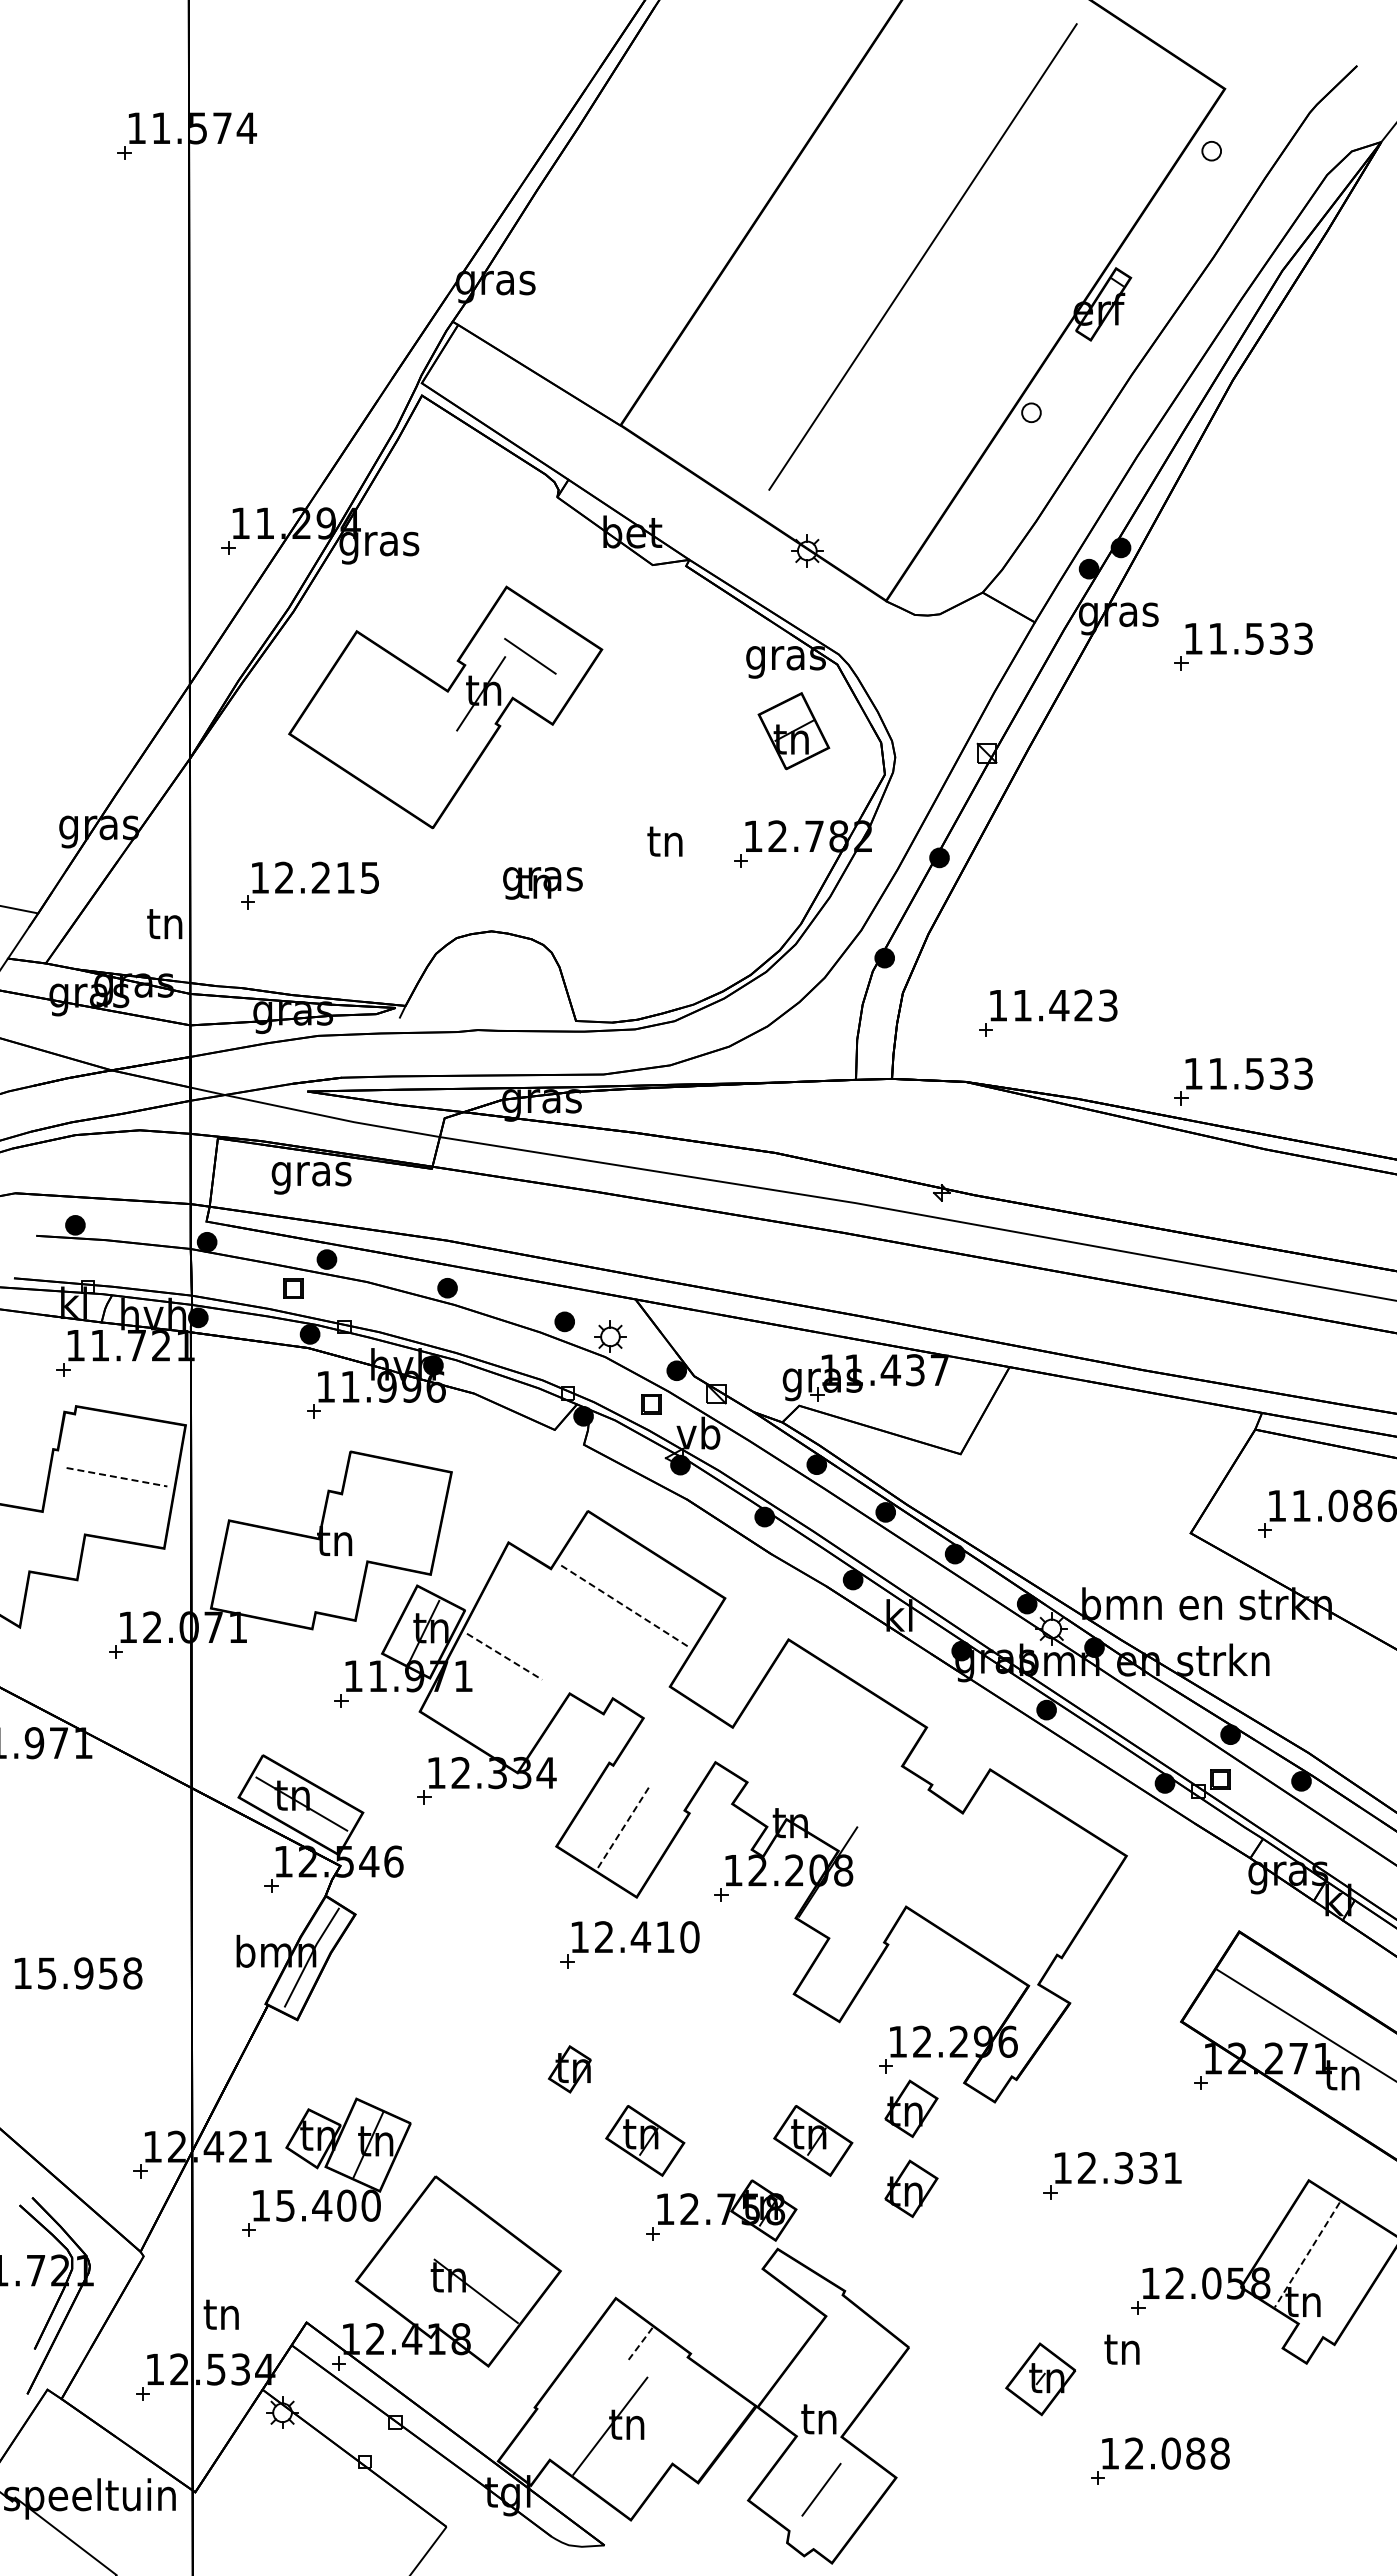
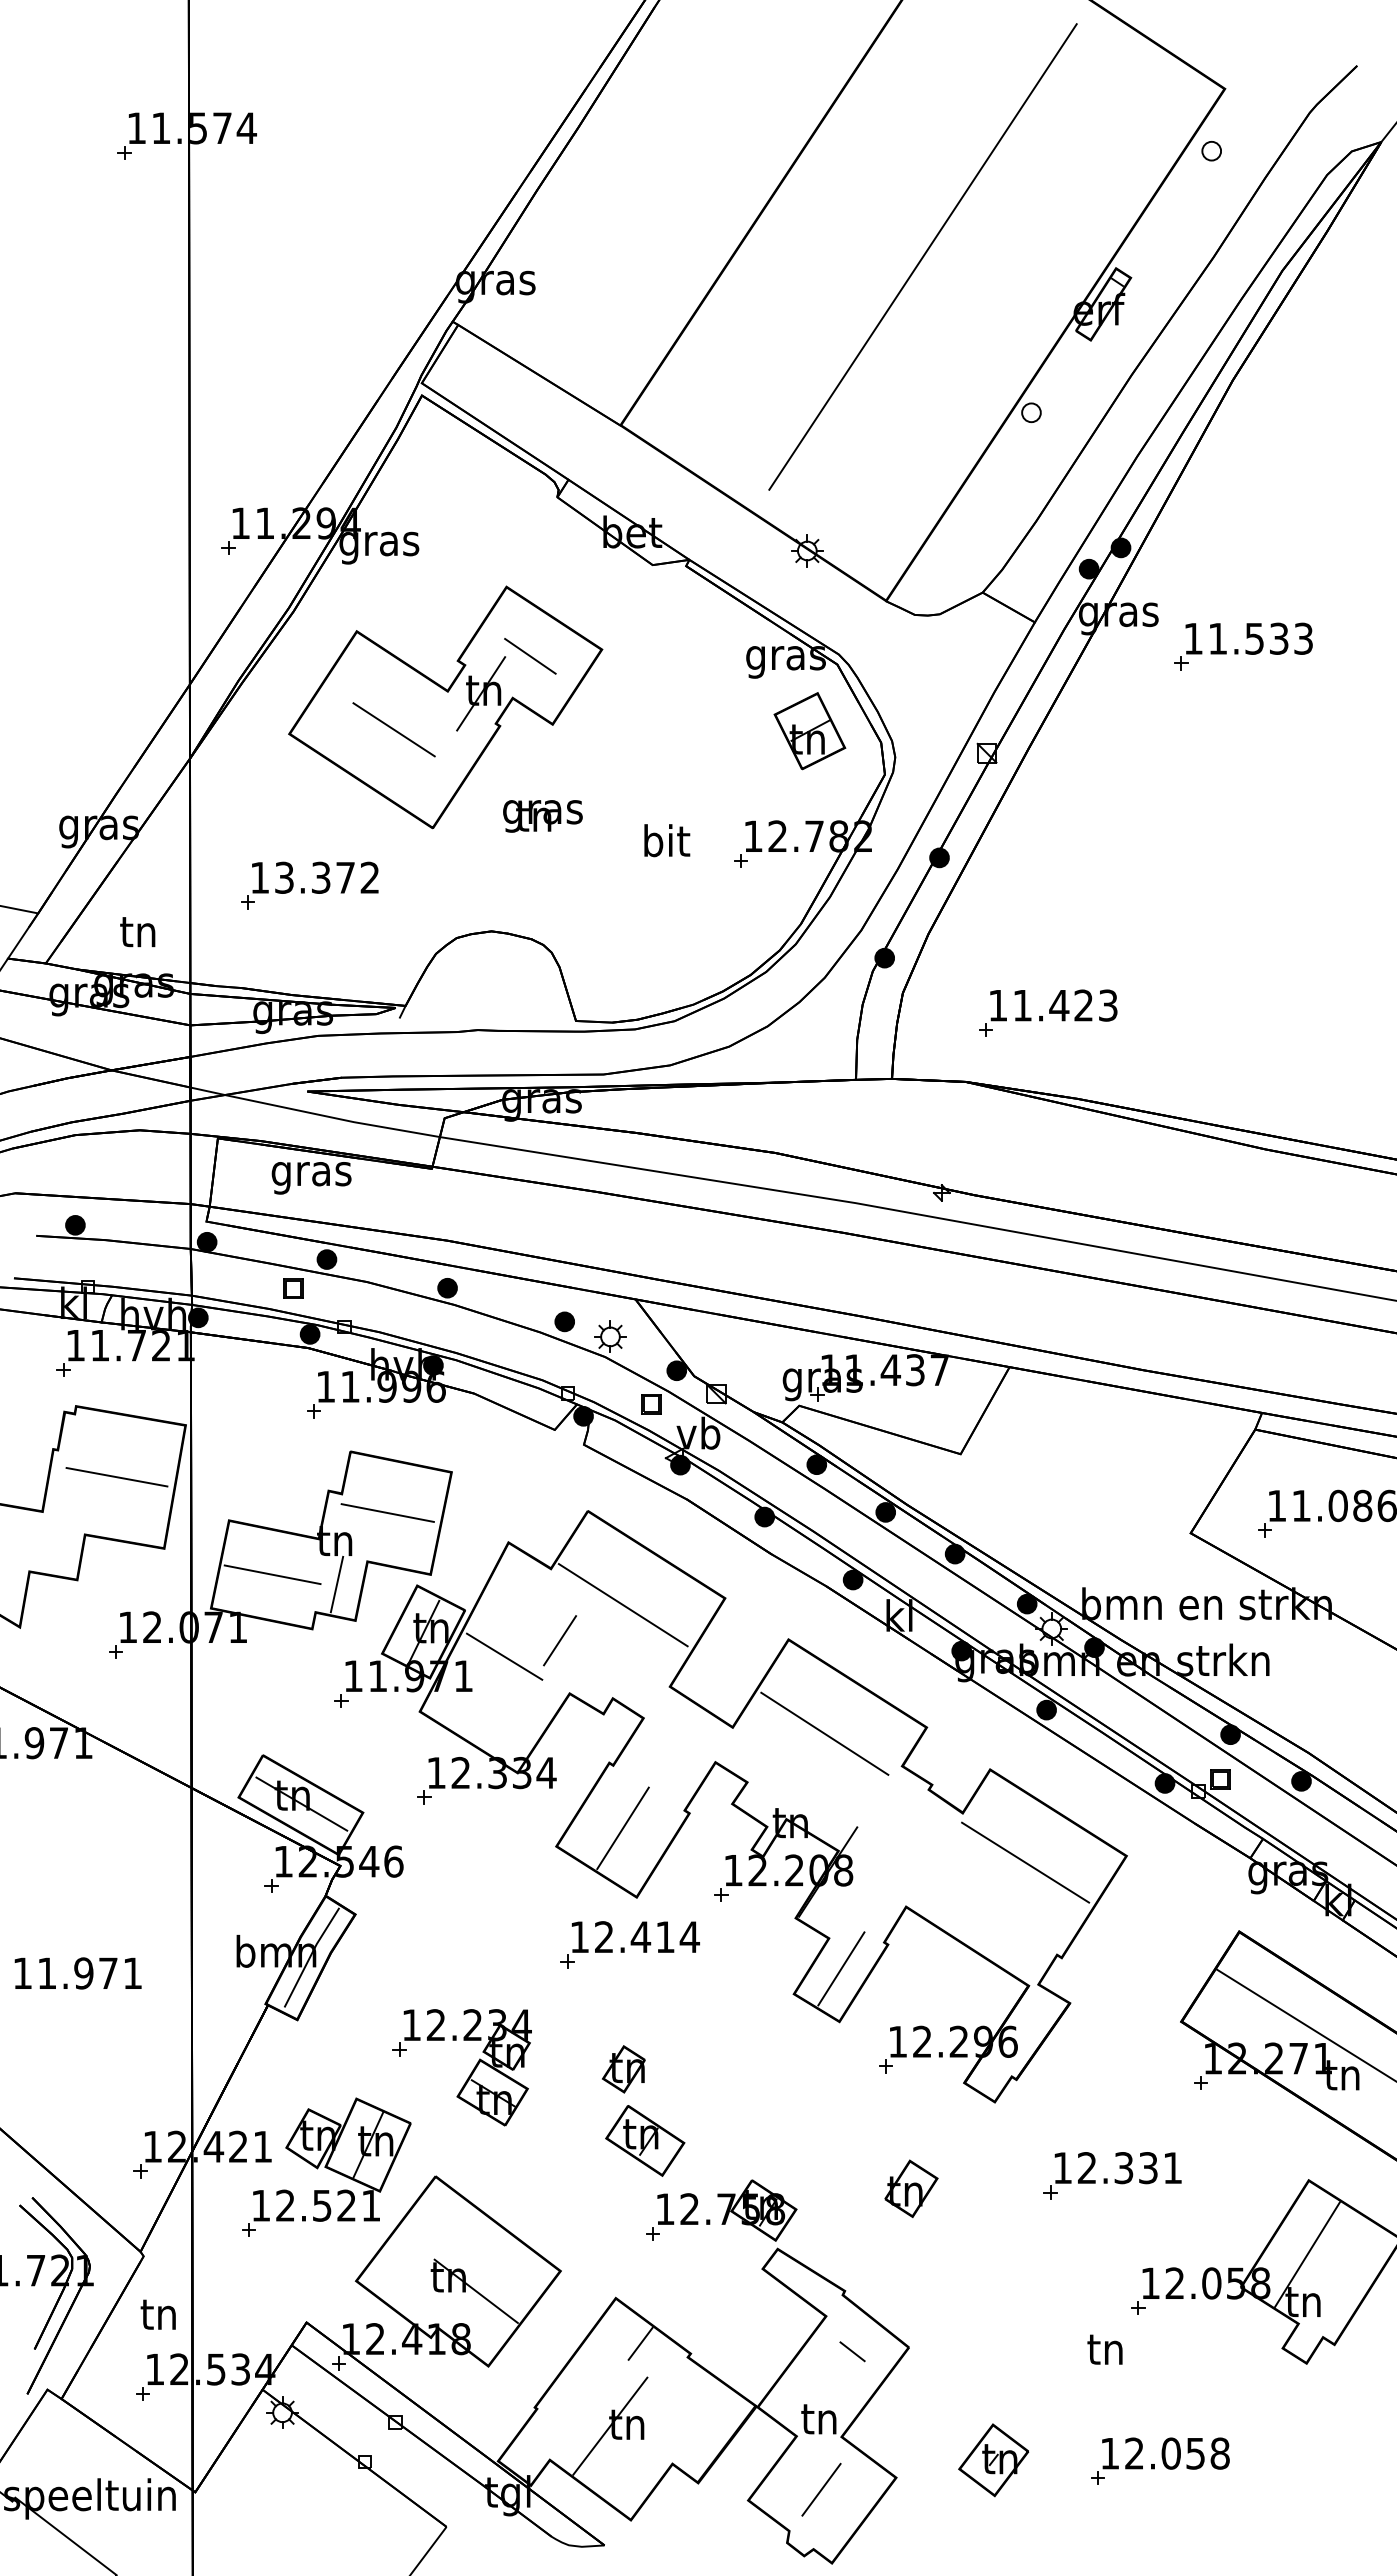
line: none -> present (393, 729)
part position: (793, 731) -> (809, 731) (809, 731)
text: tn -> bit (667, 840)
text: 12.215 -> 13.372 (326, 877)
text position: (542, 883) -> (542, 816) (542, 816)
text position: (164, 924) -> (137, 932) (137, 932)
part: present -> none (1243, 1081)
line: dashed -> solid (117, 1477)
line: none -> present (387, 1512)
line: none -> present (272, 1574)
line: none -> present (336, 1584)
line: dashed -> solid (622, 1604)
line: none -> present (560, 1640)
line: dashed -> solid (505, 1657)
line: none -> present (824, 1733)
line: dashed -> solid (622, 1828)
line: none -> present (1025, 1862)
text: 12.410 -> 12.414 (689, 1937)
line: none -> present (841, 1968)
text: 15.958 -> 11.971 (90, 1973)
part position: (569, 2069) -> (623, 2069) (623, 2069)
part: none -> present (471, 2071)
part: present -> none (911, 2108)
part: present -> none (813, 2140)
text: 15.400 -> 12.521 (328, 2205)
line: dashed -> solid (1307, 2254)
text position: (220, 2314) -> (157, 2314) (157, 2314)
line: dashed -> solid (640, 2343)
text position: (1121, 2349) -> (1104, 2349) (1104, 2349)
line: none -> present (852, 2351)
part position: (1040, 2379) -> (993, 2460) (993, 2460)
text: 12.088 -> 12.058 (1195, 2453)
